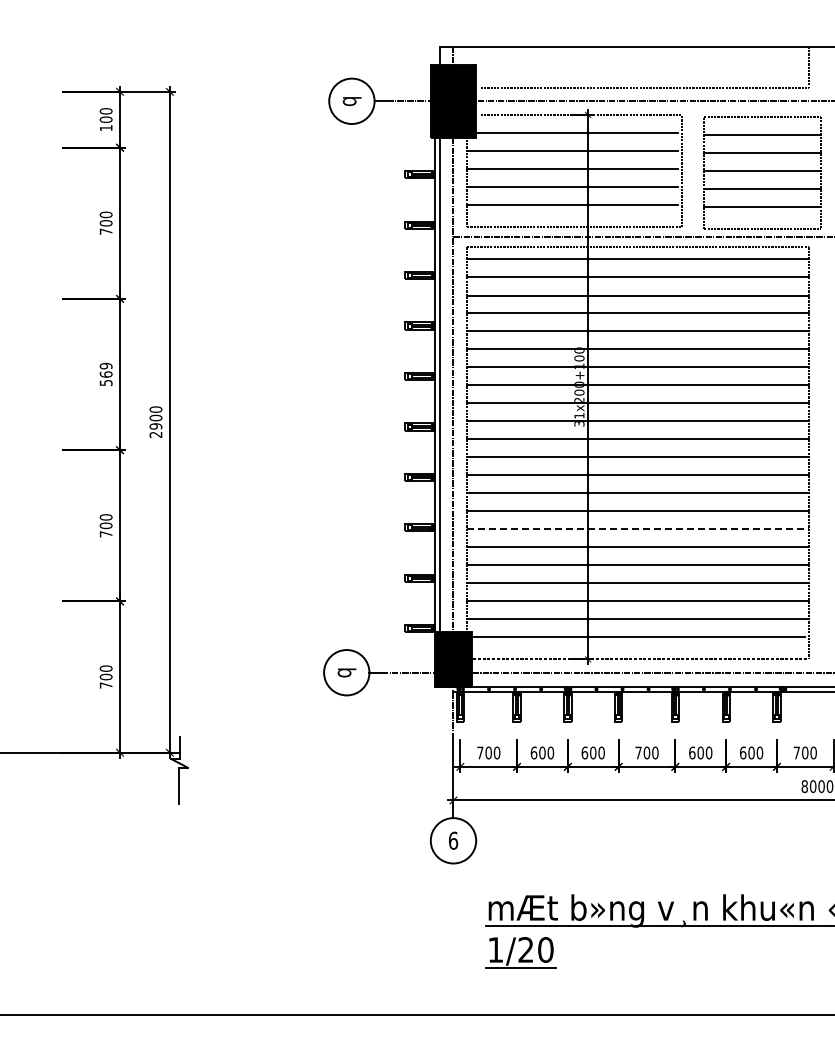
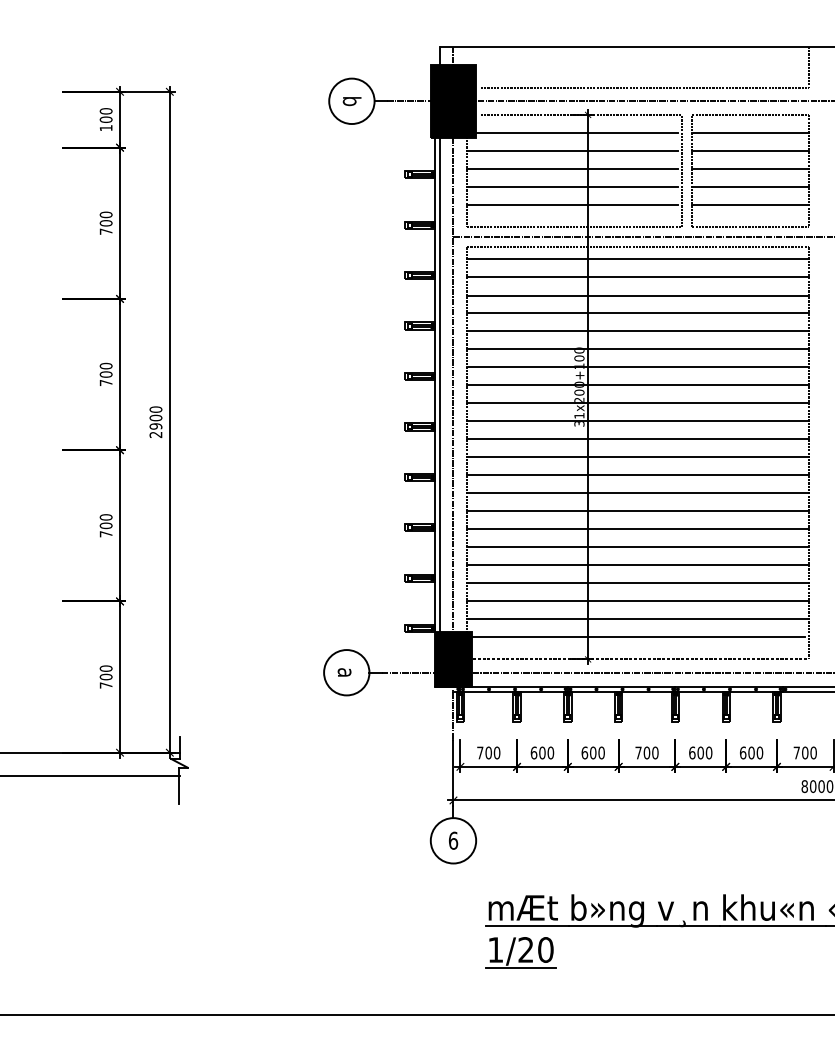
part position: (762, 172) -> (750, 170) (750, 170)
text: 569 -> 700 (105, 374)
line: dashed -> solid (638, 528)
text: b -> a (346, 672)
line: none -> present (90, 776)
